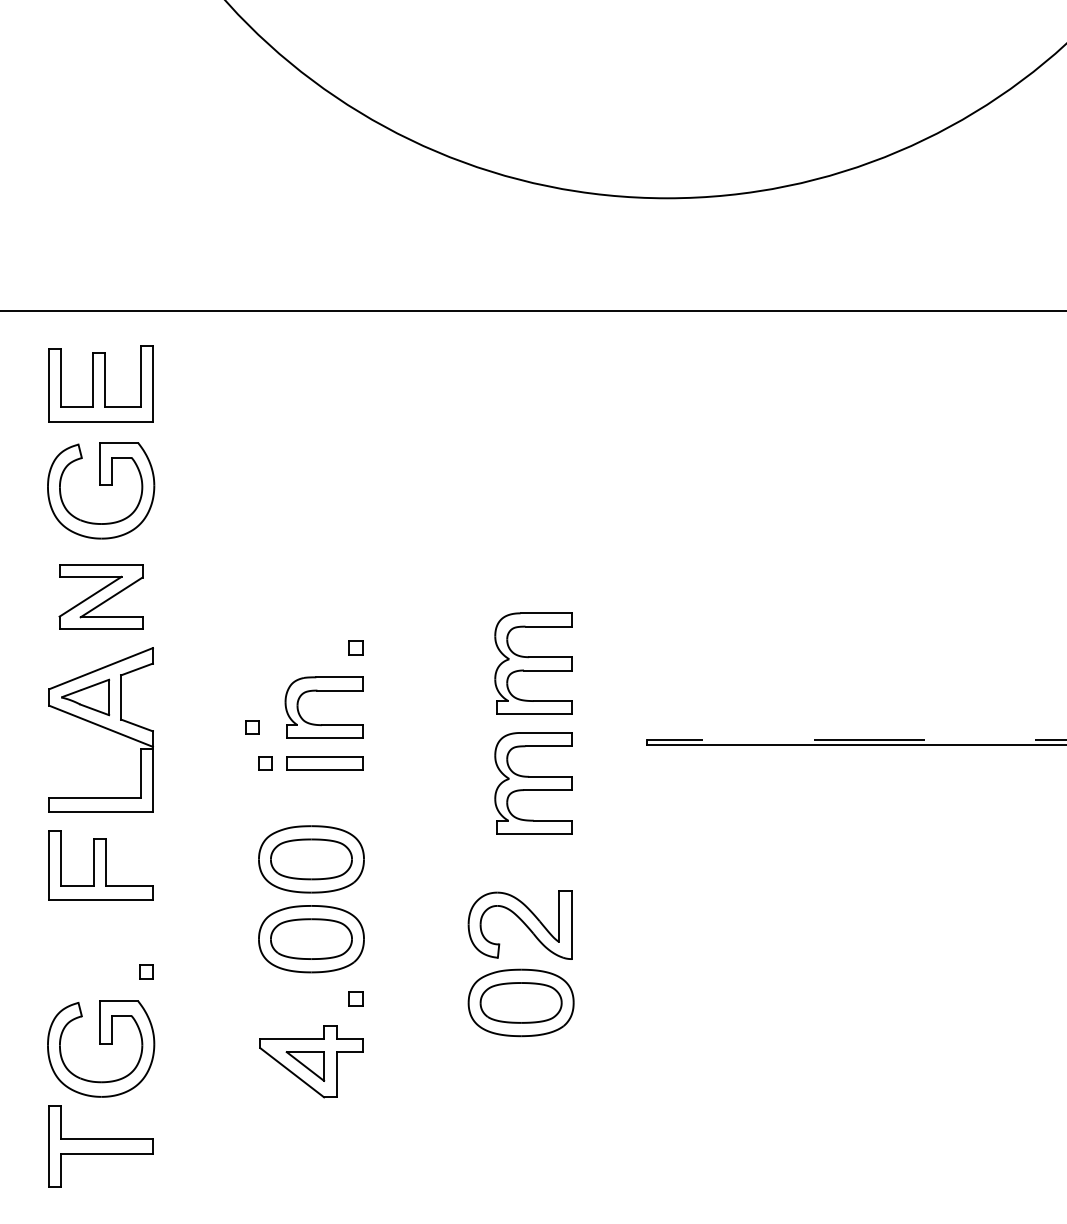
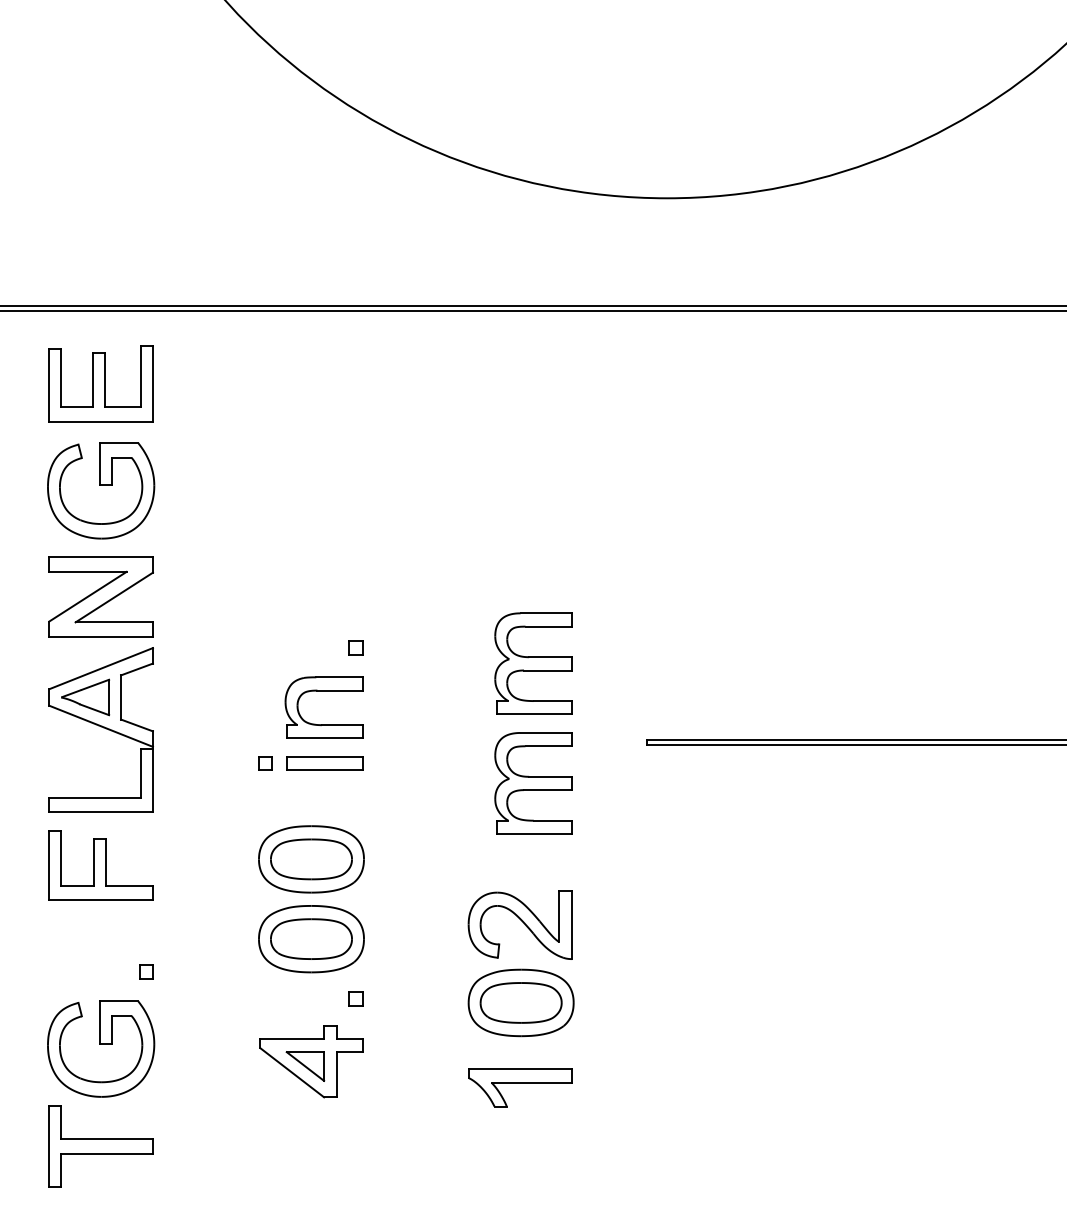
line: none -> present (532, 305)
part size: 86x66 px -> 106x82 px (100, 596)
part: present -> none (252, 727)
line: dashed -> solid (856, 739)
part: none -> present (520, 1087)
